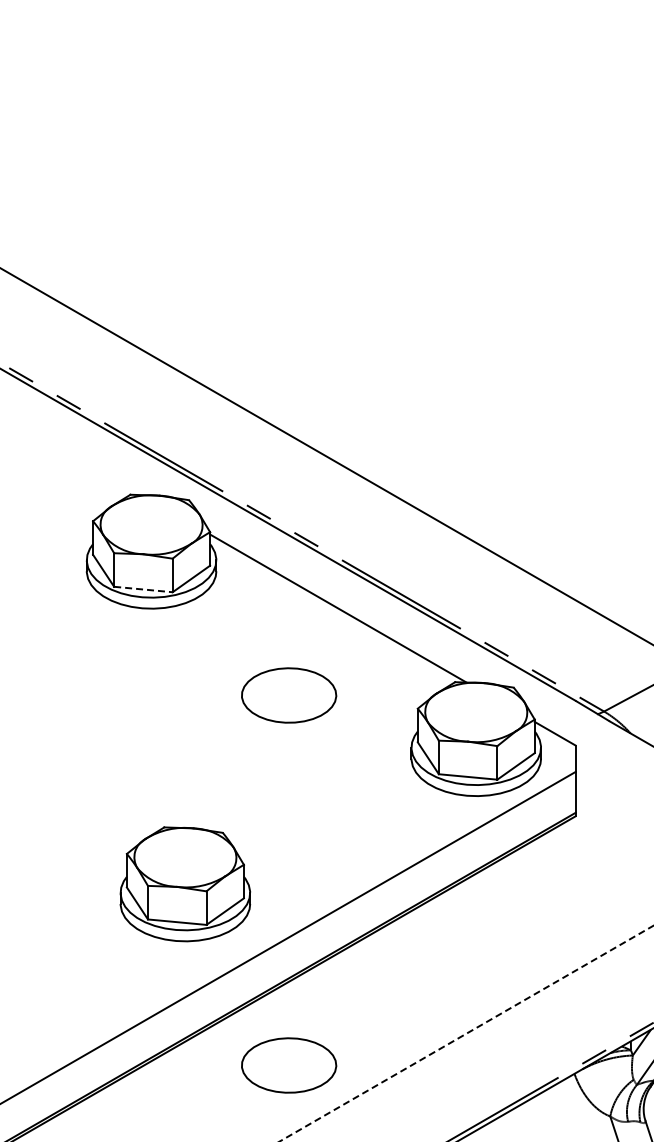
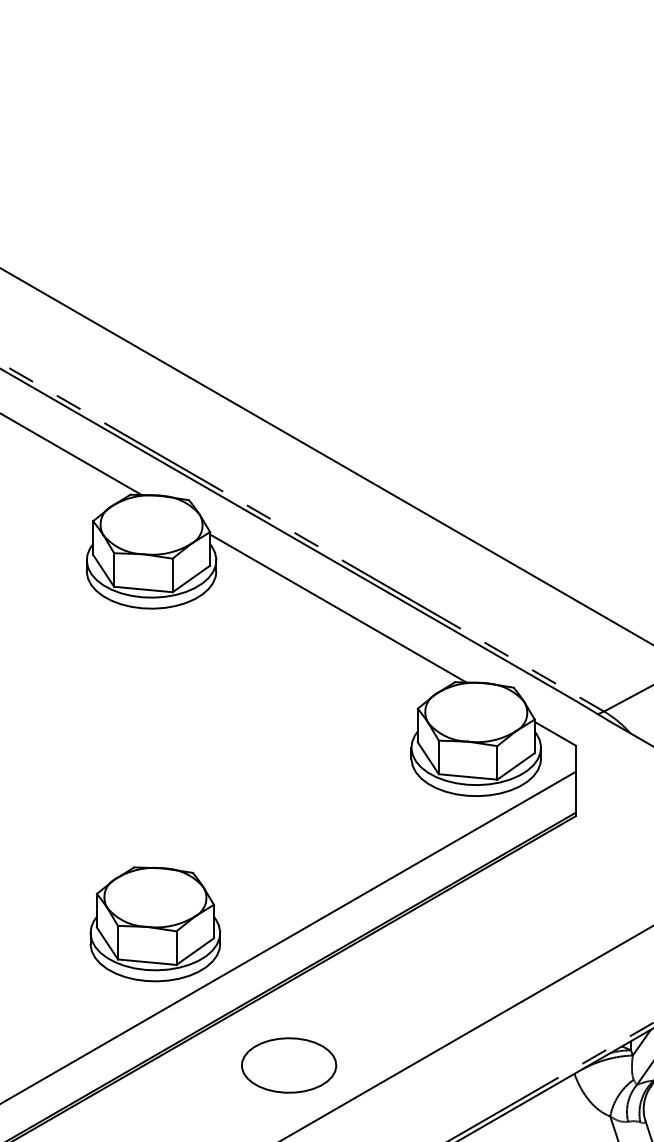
line: none -> present (71, 454)
line: dashed -> solid (143, 589)
part: present -> none (289, 695)
part position: (185, 884) -> (155, 924) (155, 924)
line: dashed -> solid (466, 1033)
